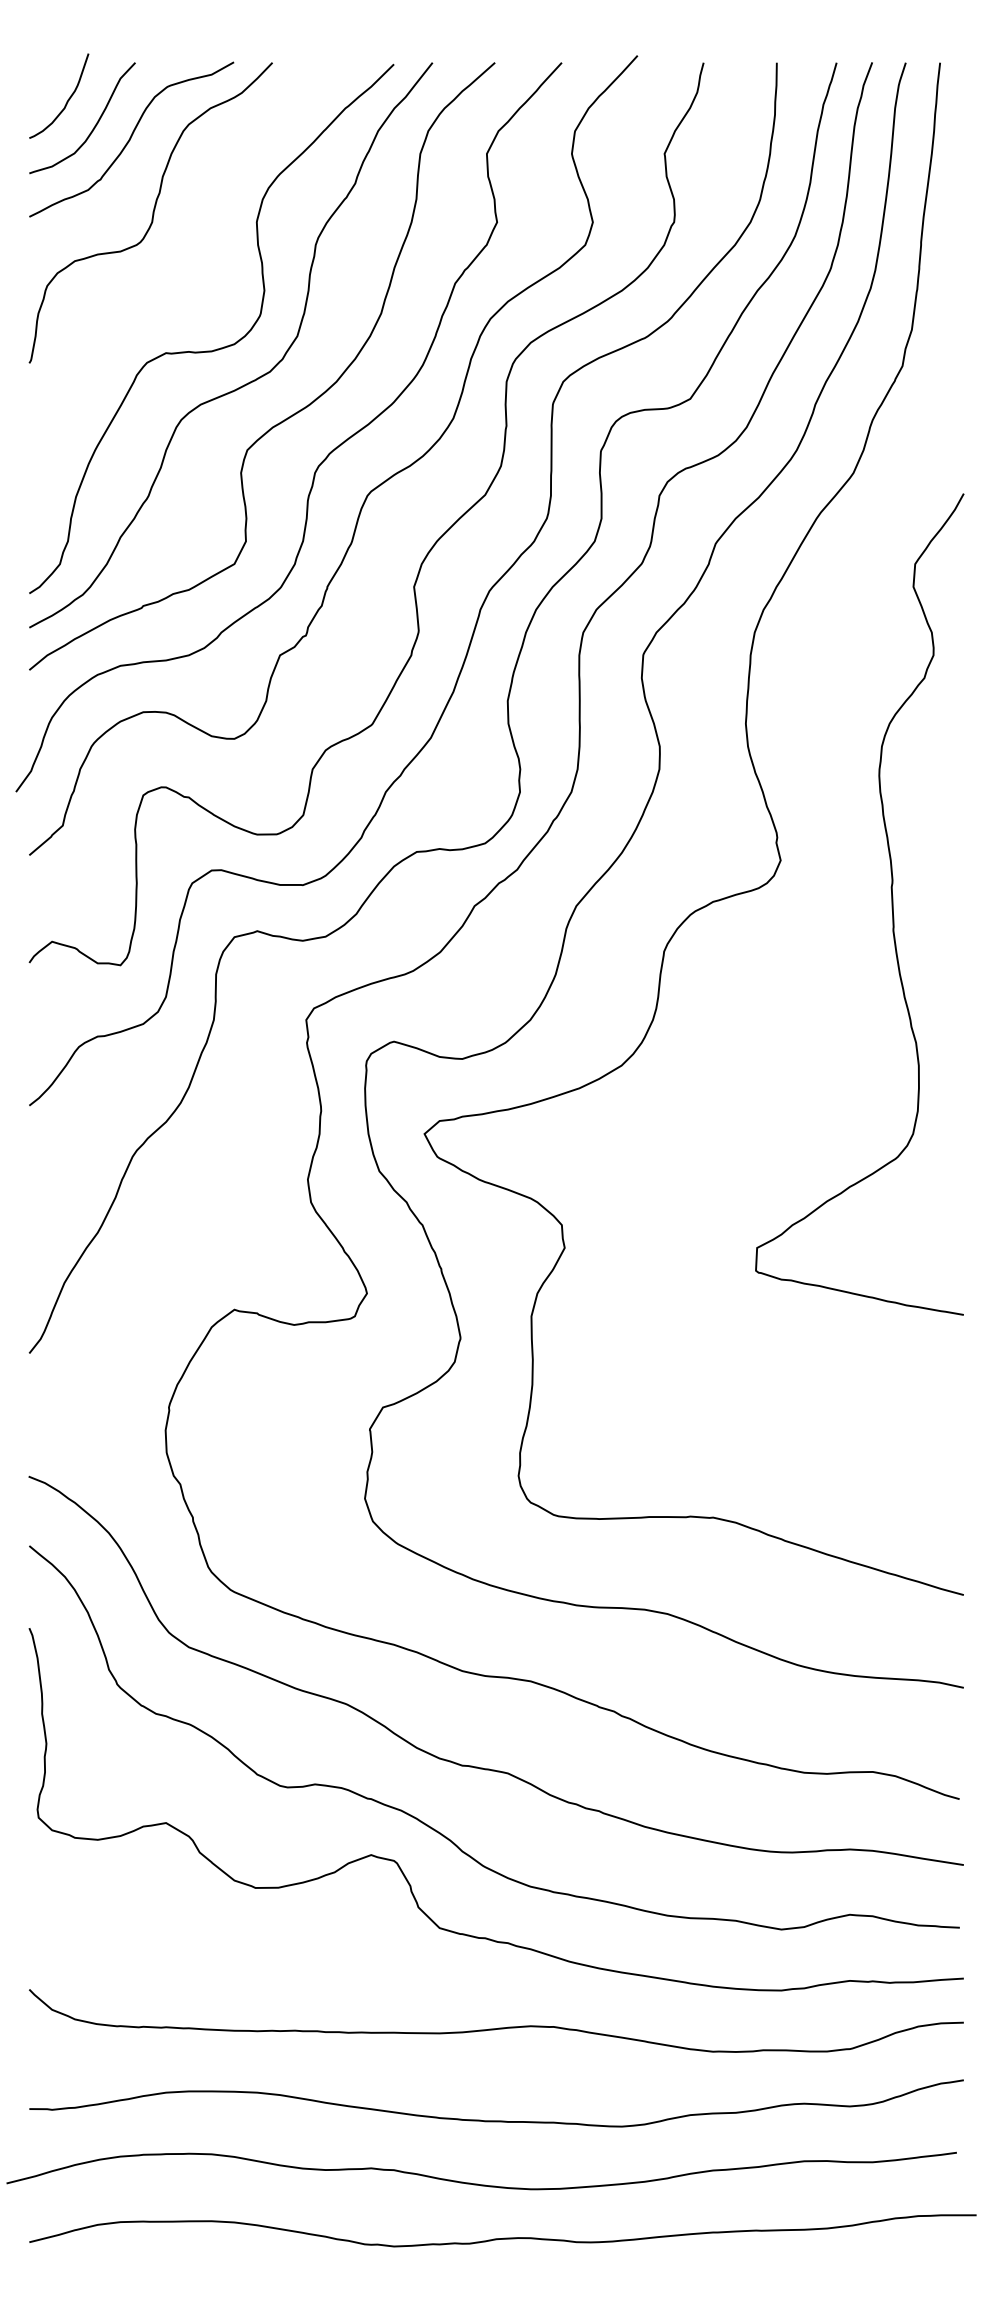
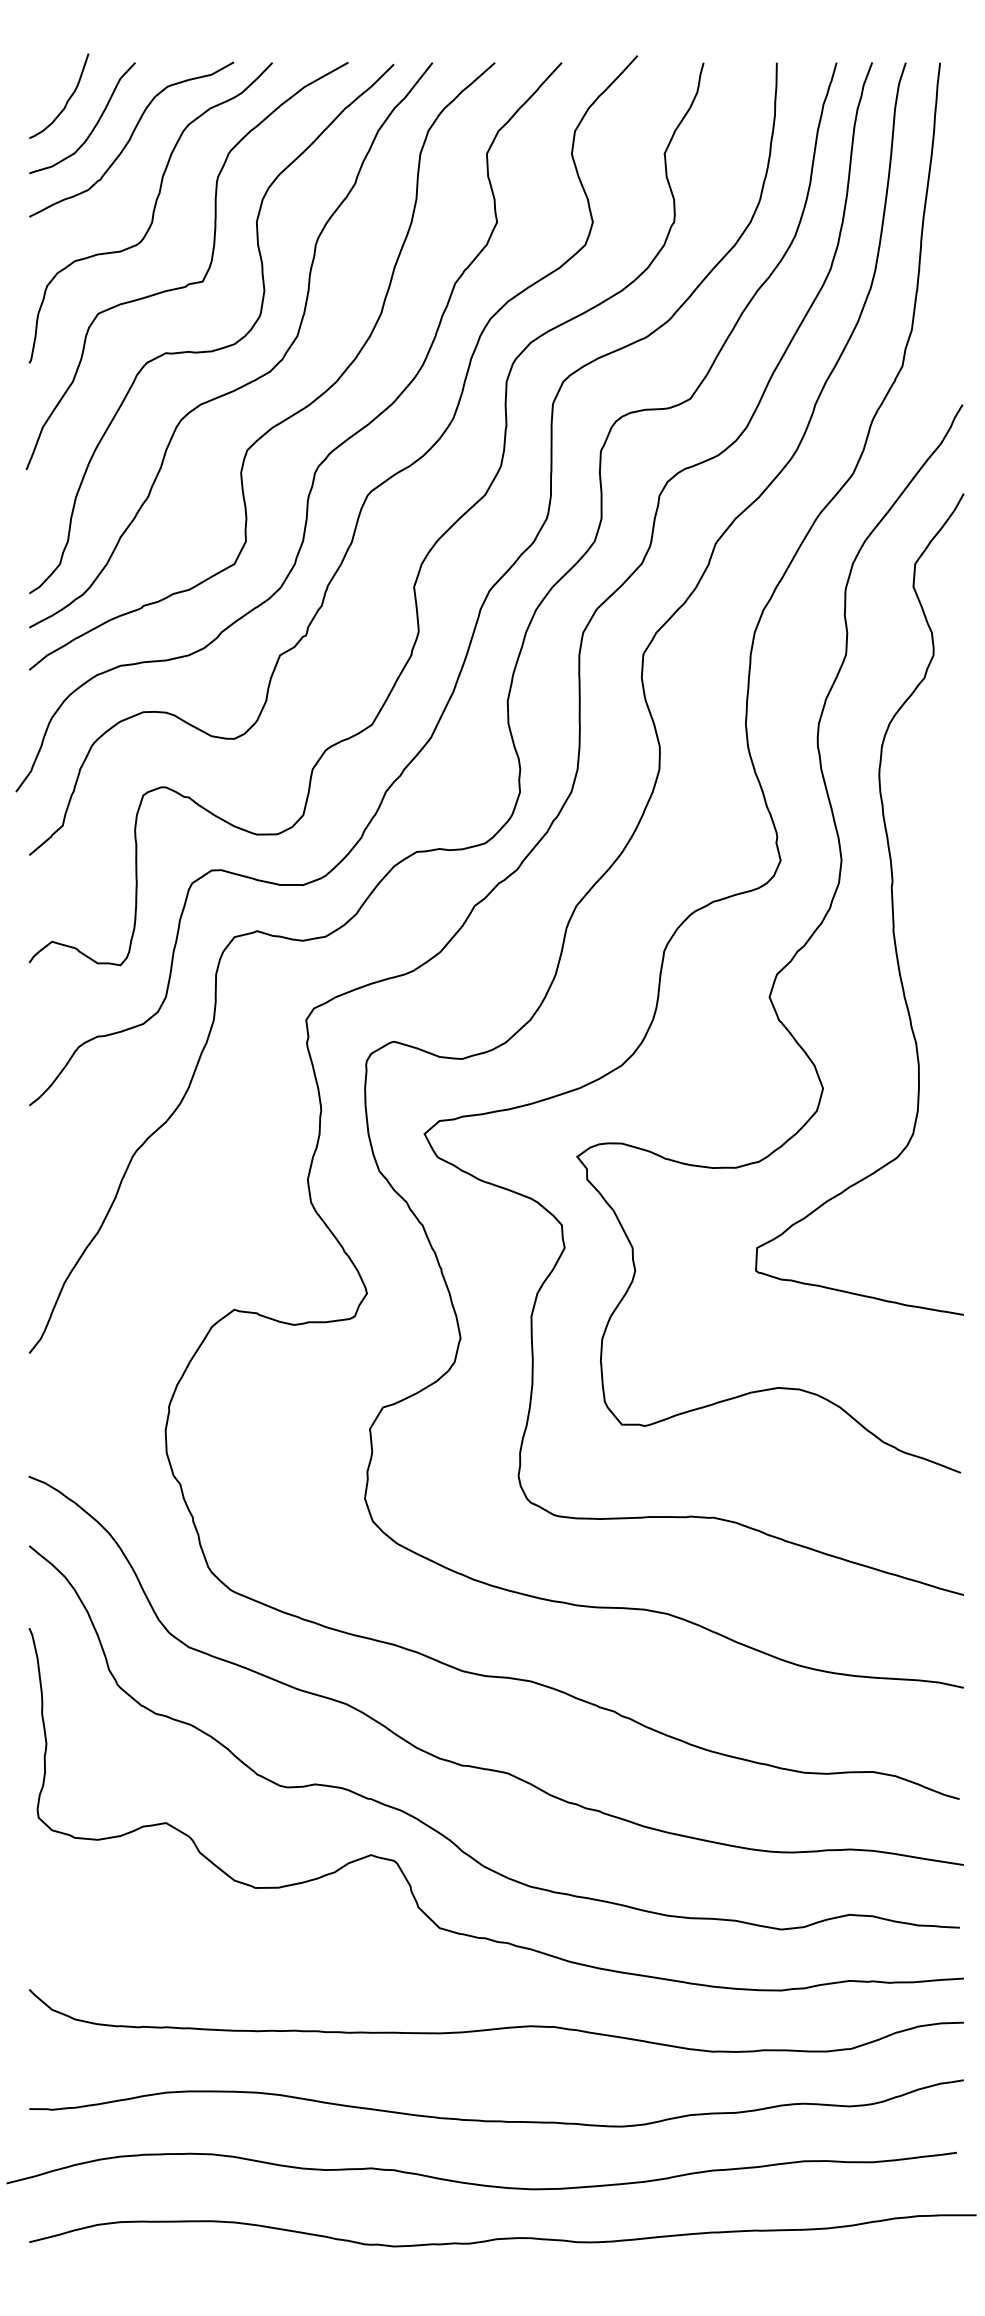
curve: none -> present (191, 282)
curve: none -> present (793, 955)
